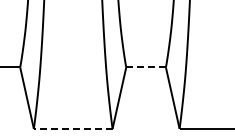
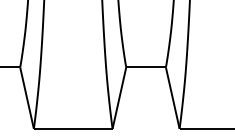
line: dashed -> solid (146, 67)
line: dashed -> solid (73, 128)
